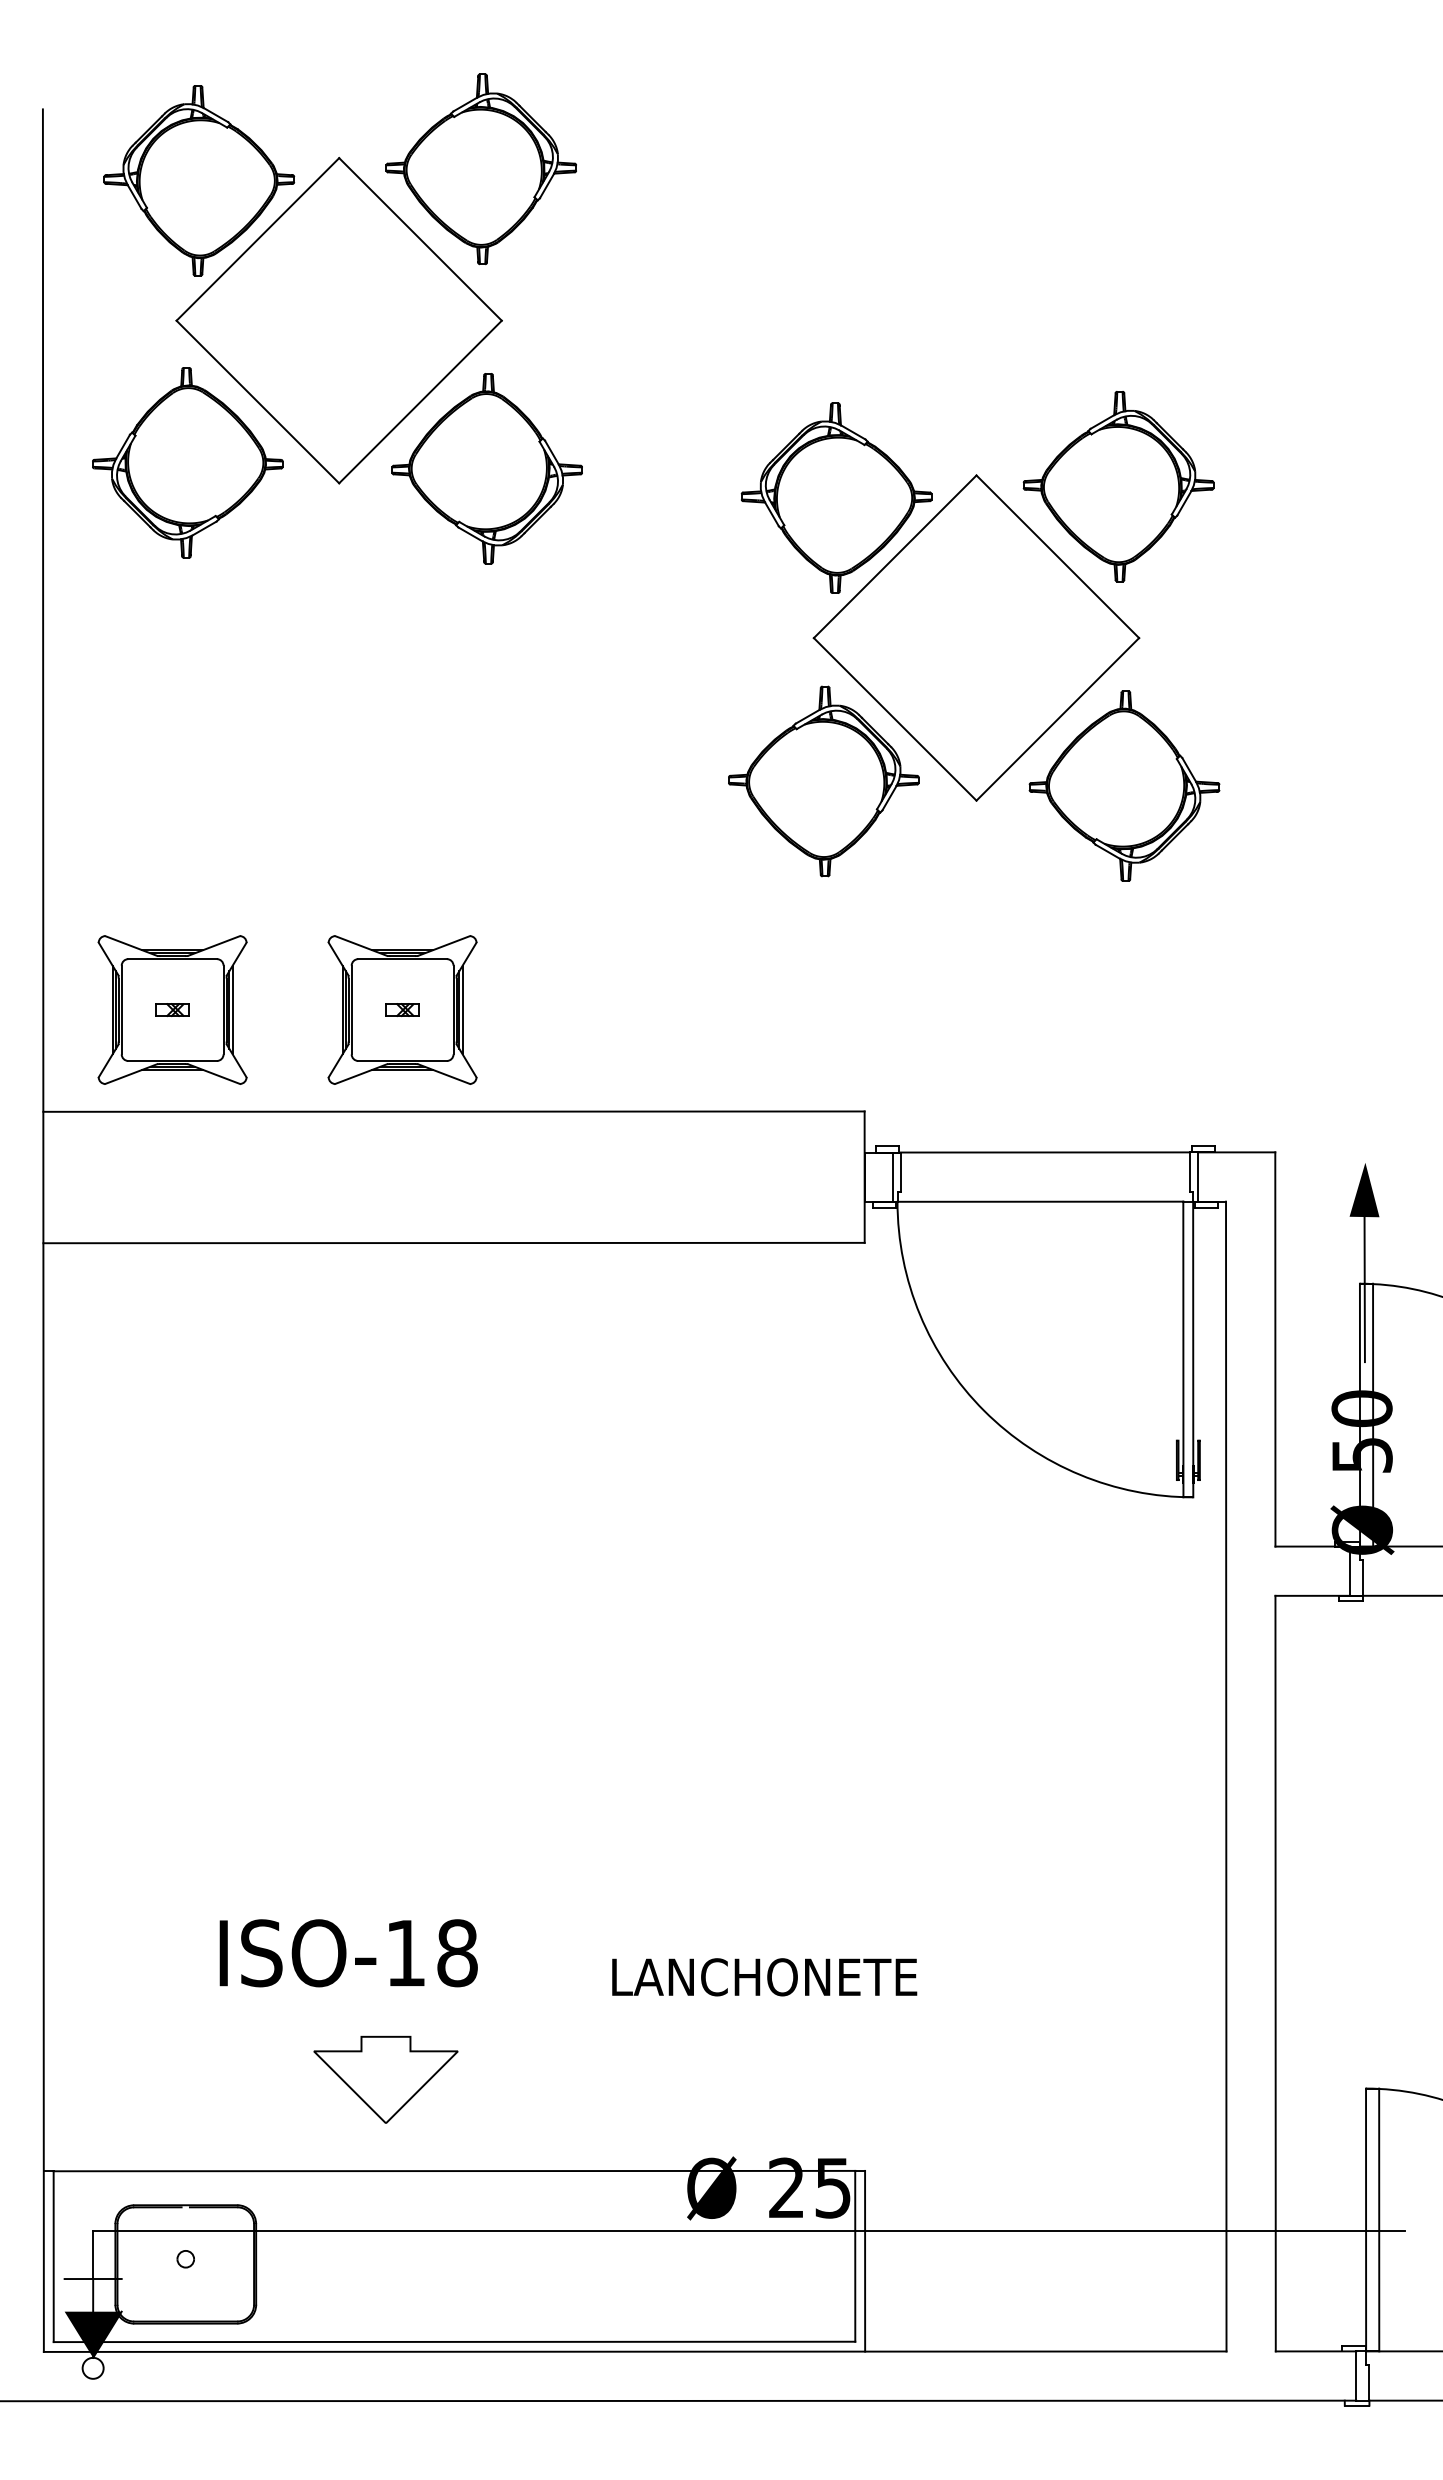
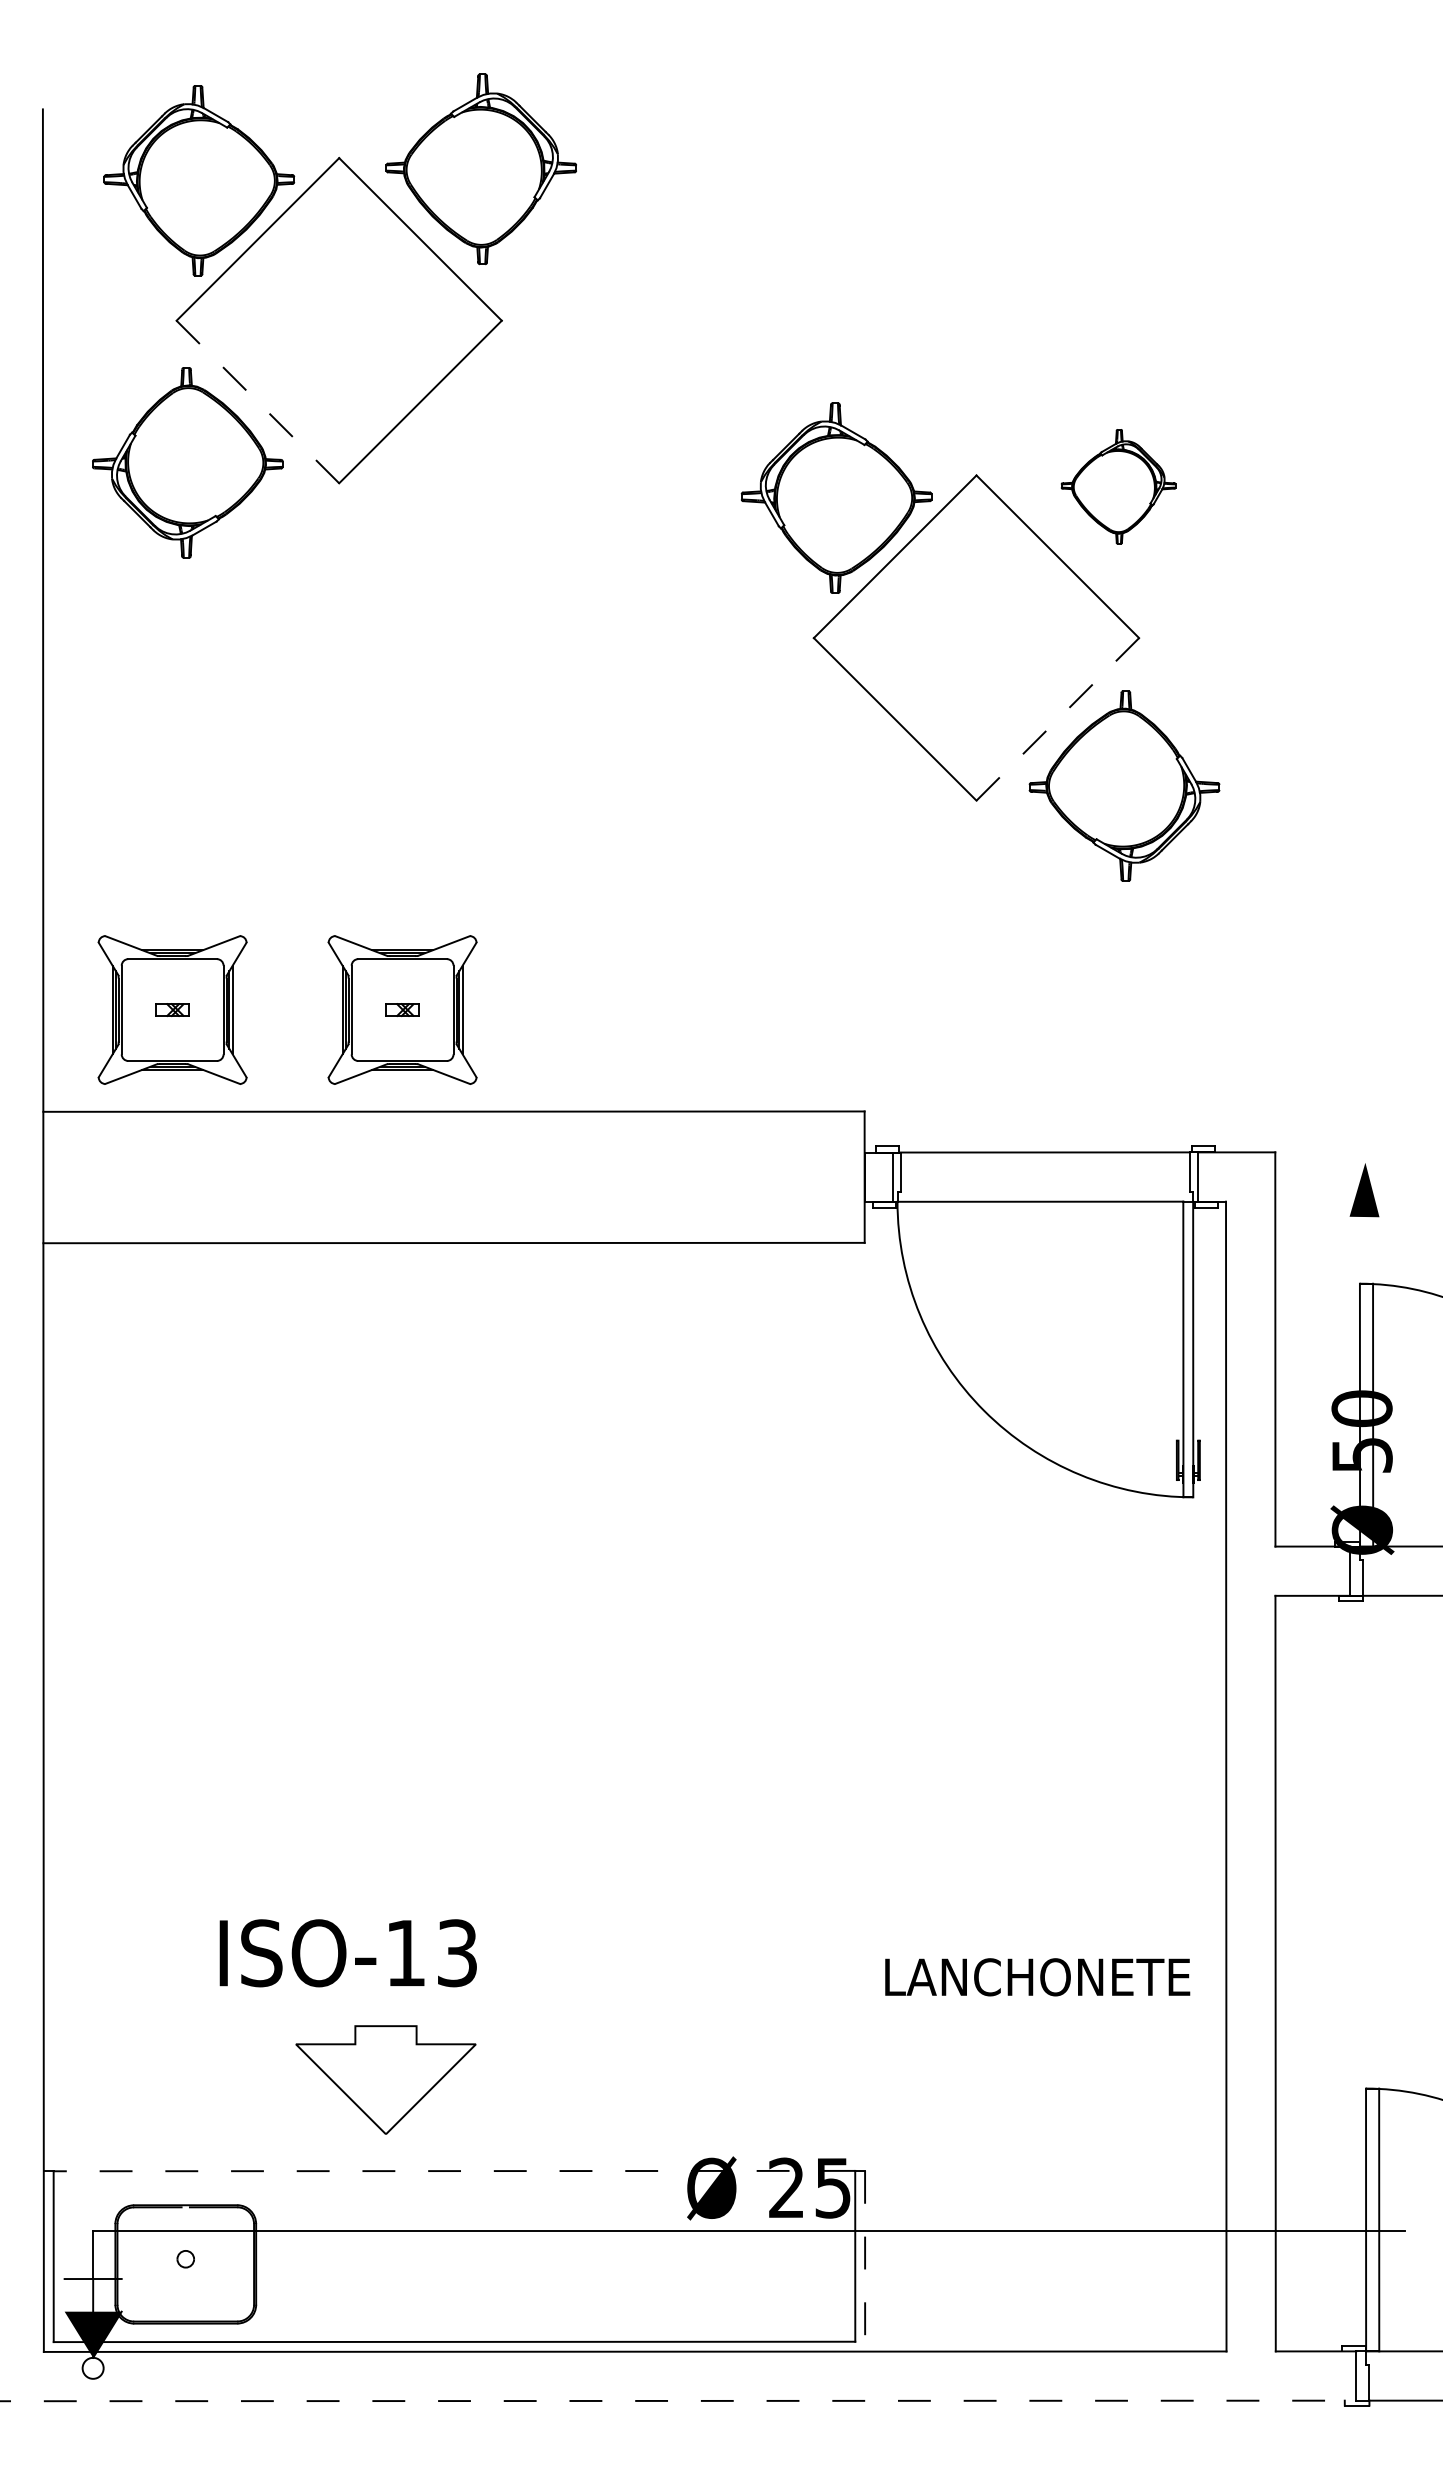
line: solid -> dashed (257, 402)
part: present -> none (486, 468)
part size: 193x192 px -> 117x116 px (1118, 486)
line: solid -> dashed (1057, 719)
part: present -> none (823, 781)
line: present -> none (1364, 1289)
text: ISO-18 -> ISO-13 (457, 1953)
text position: (764, 1977) -> (1037, 1977) (1037, 1977)
part size: 146x89 px -> 182x110 px (385, 2079)
line: solid -> dashed (454, 2171)
line: solid -> dashed (865, 2261)
line: solid -> dashed (678, 2400)
